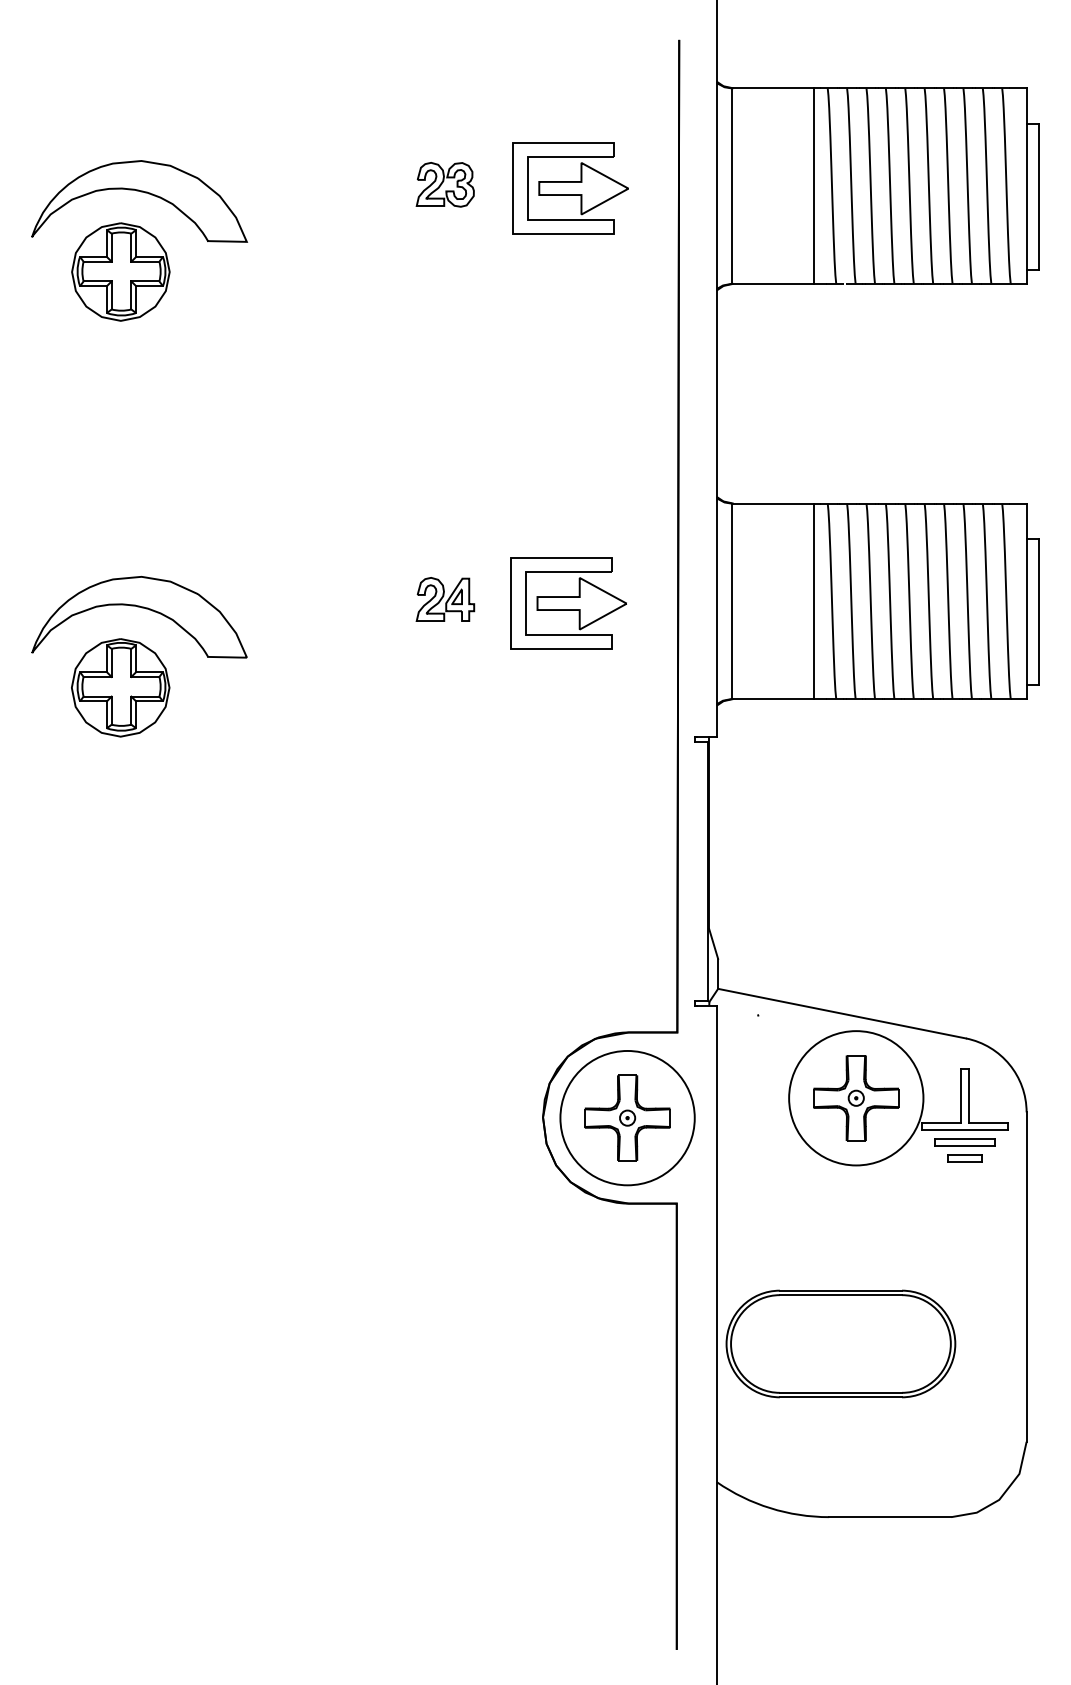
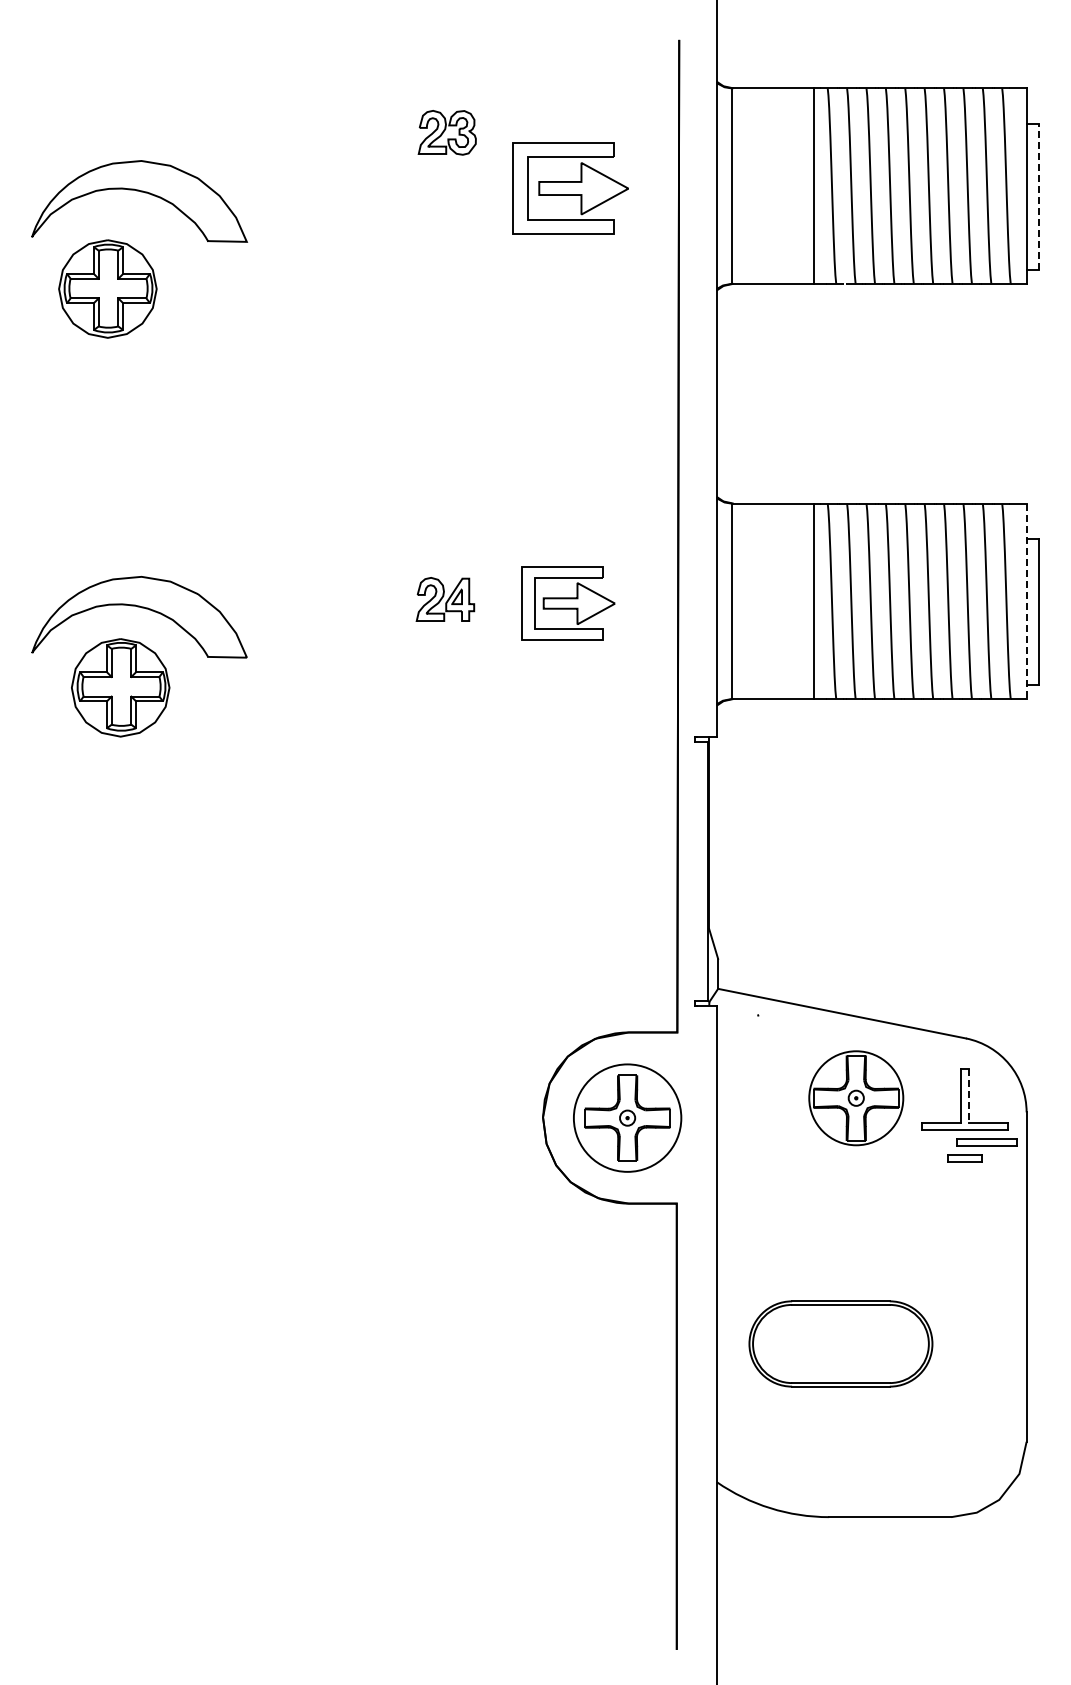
part position: (444, 184) -> (446, 132) (446, 132)
line: solid -> dashed (1038, 196)
part position: (120, 271) -> (107, 288) (107, 288)
line: solid -> dashed (1026, 601)
part size: 117x93 px -> 95x75 px (568, 603)
line: solid -> dashed (968, 1096)
circle diameter: 134 px -> 94 px (856, 1098)
circle diameter: 134 px -> 107 px (627, 1117)
part position: (964, 1142) -> (986, 1142) (986, 1142)
part size: 232x110 px -> 186x88 px (840, 1343)
